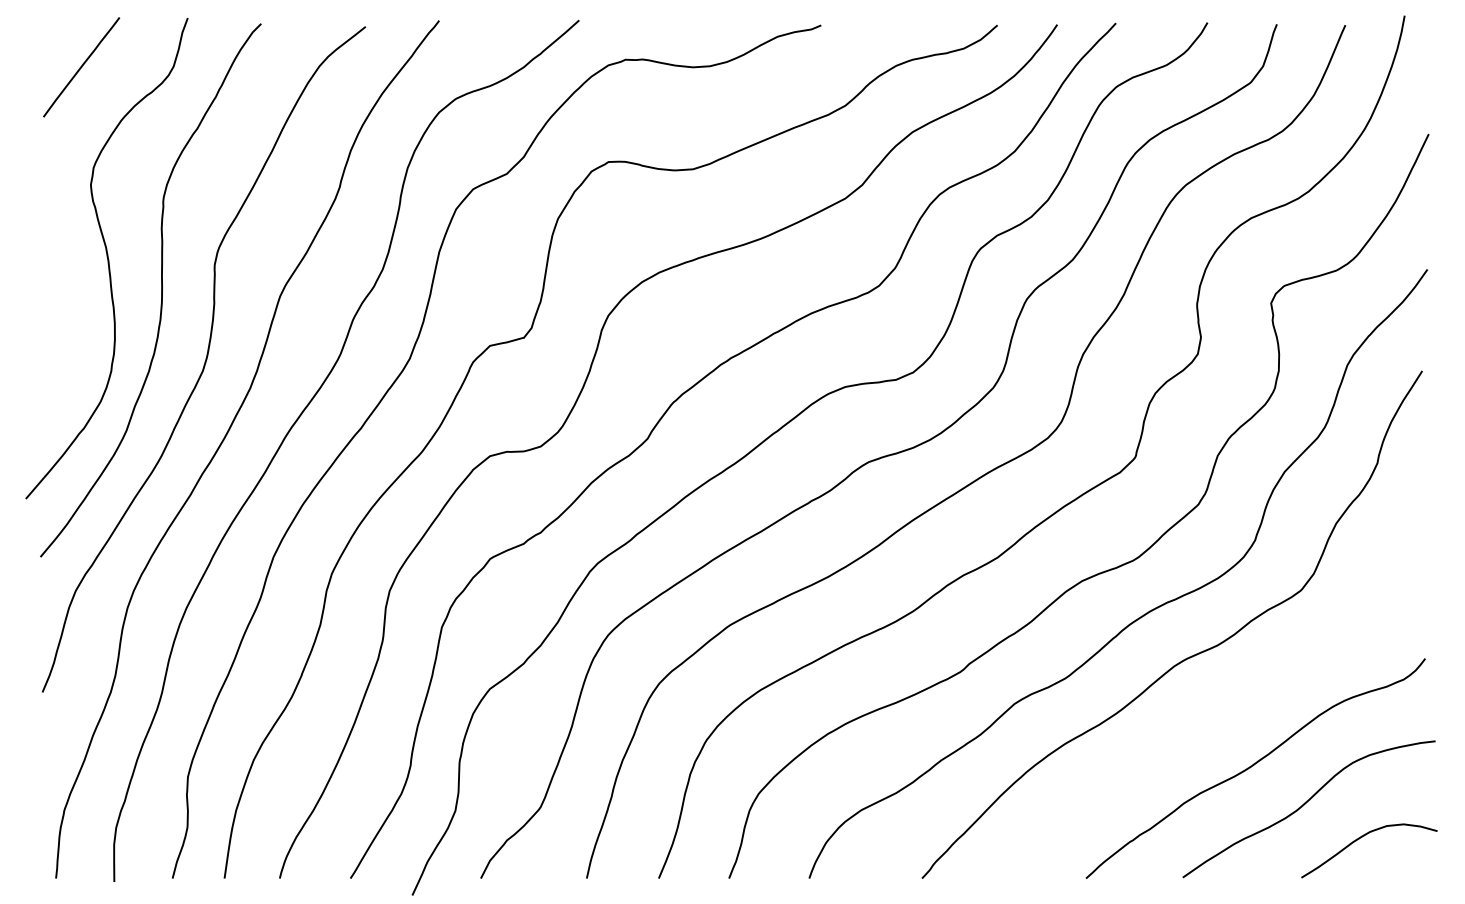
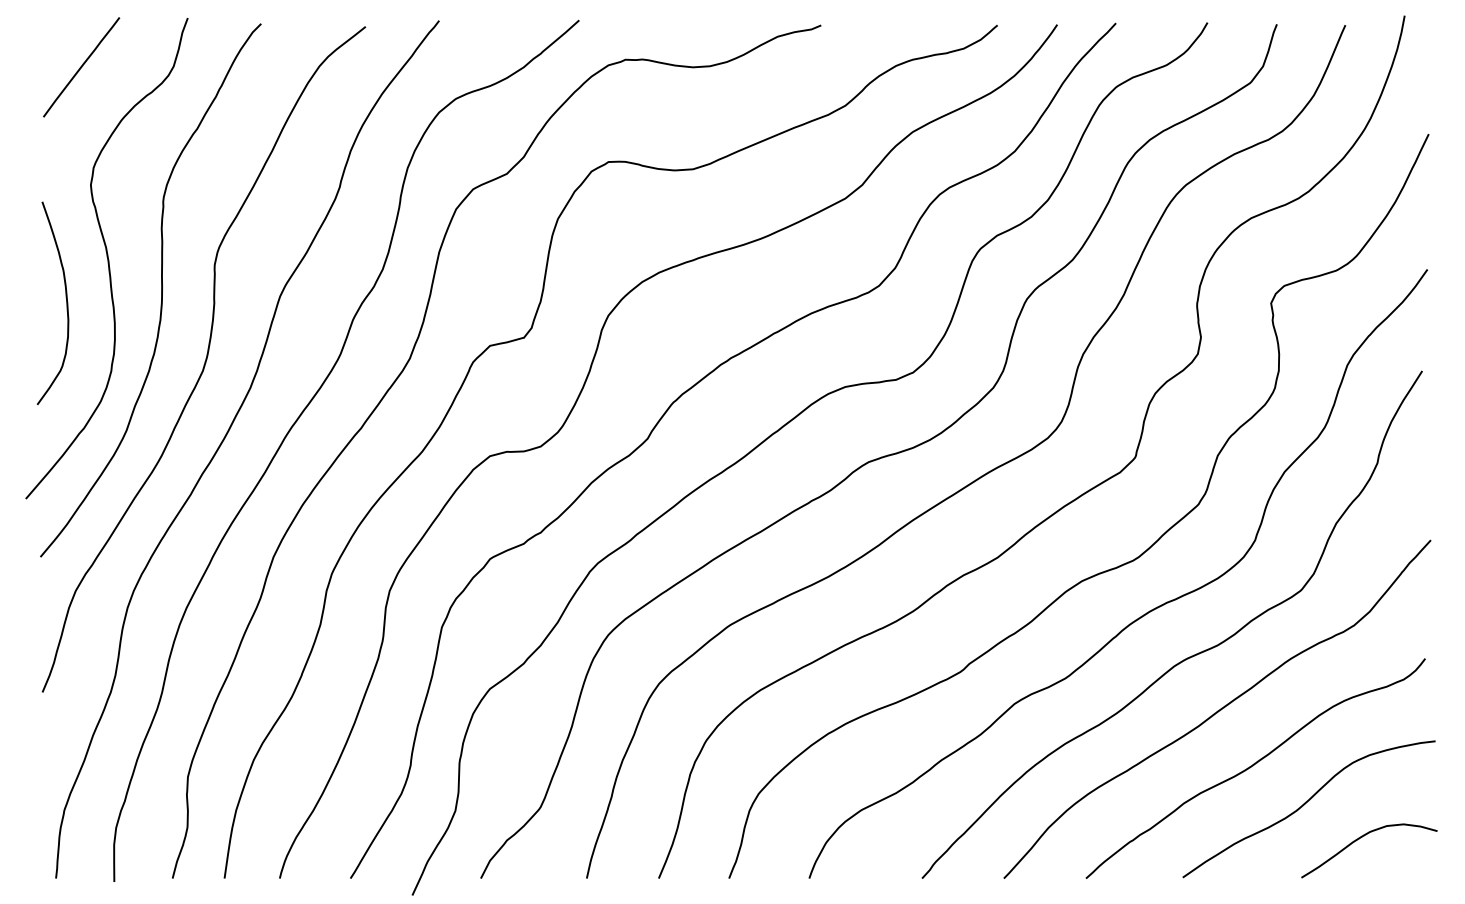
curve: none -> present (65, 297)
curve: none -> present (1217, 710)
